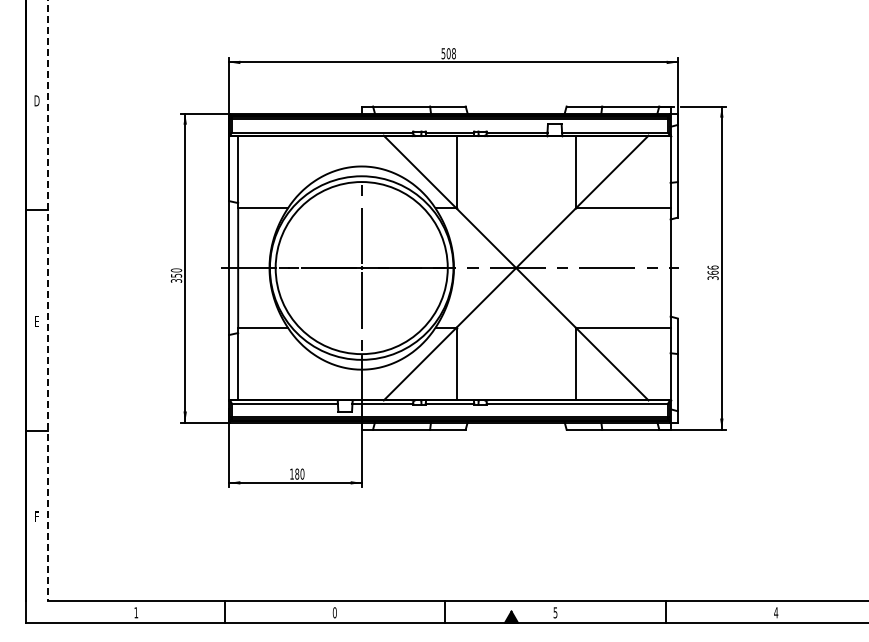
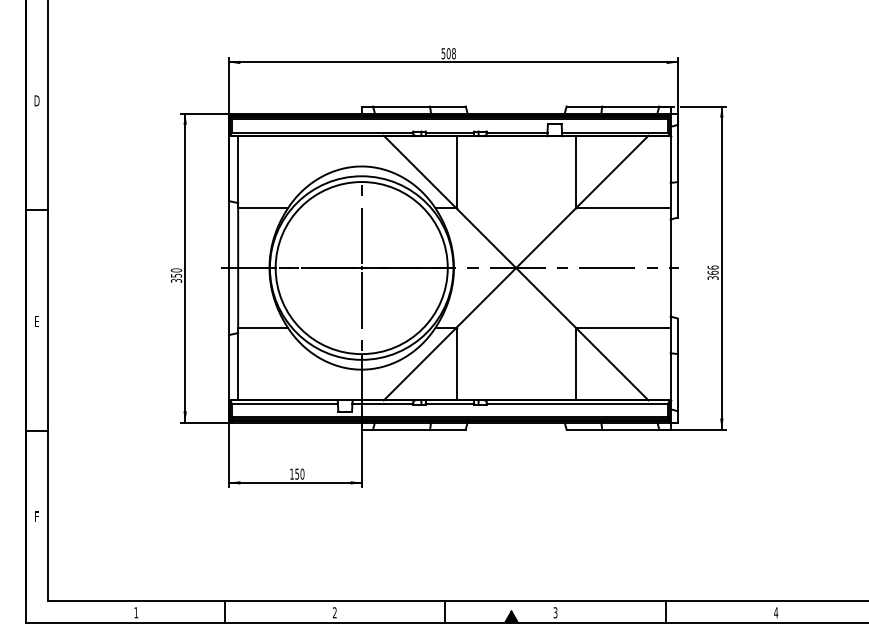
line: dashed -> solid (48, 300)
text: 180 -> 150 (297, 473)
text: 5 -> 3 (555, 611)
text: 0 -> 2 (334, 612)
